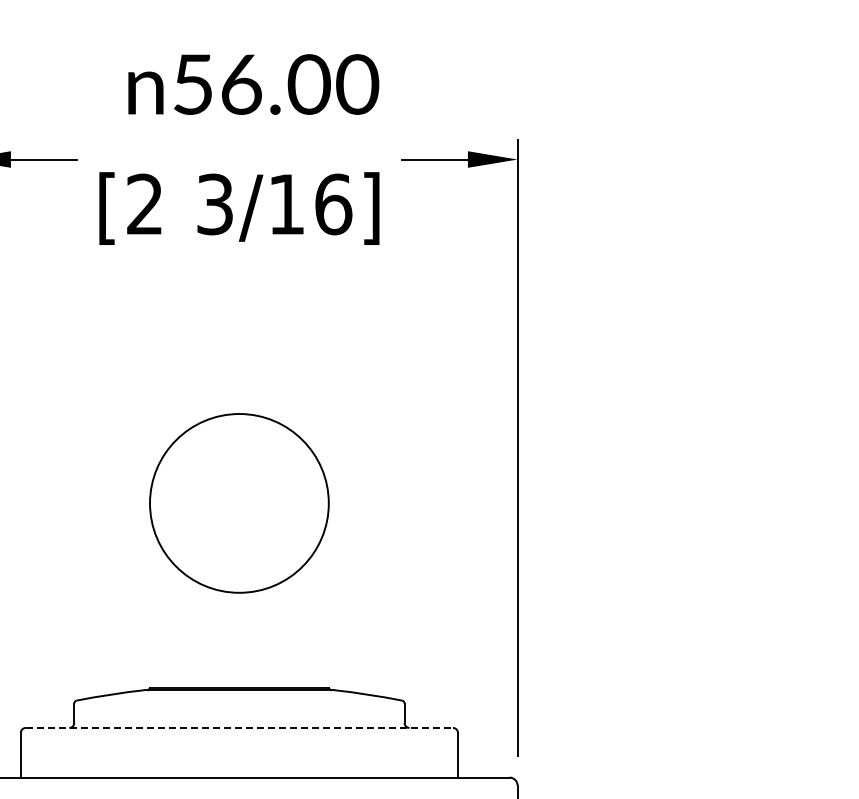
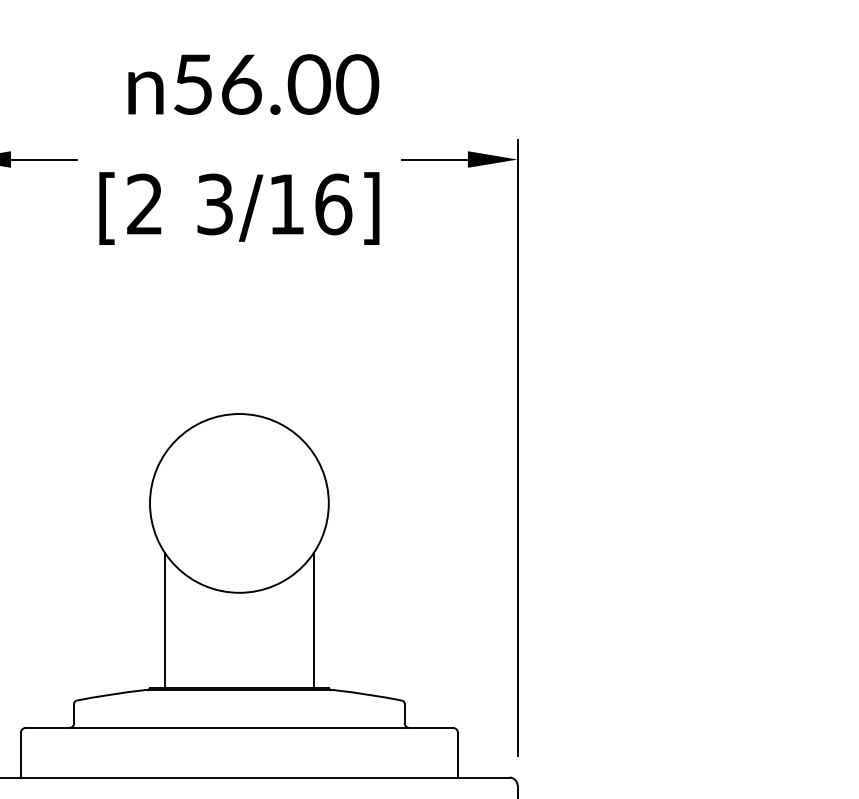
line: none -> present (164, 620)
line: none -> present (313, 620)
line: dashed -> solid (239, 727)
